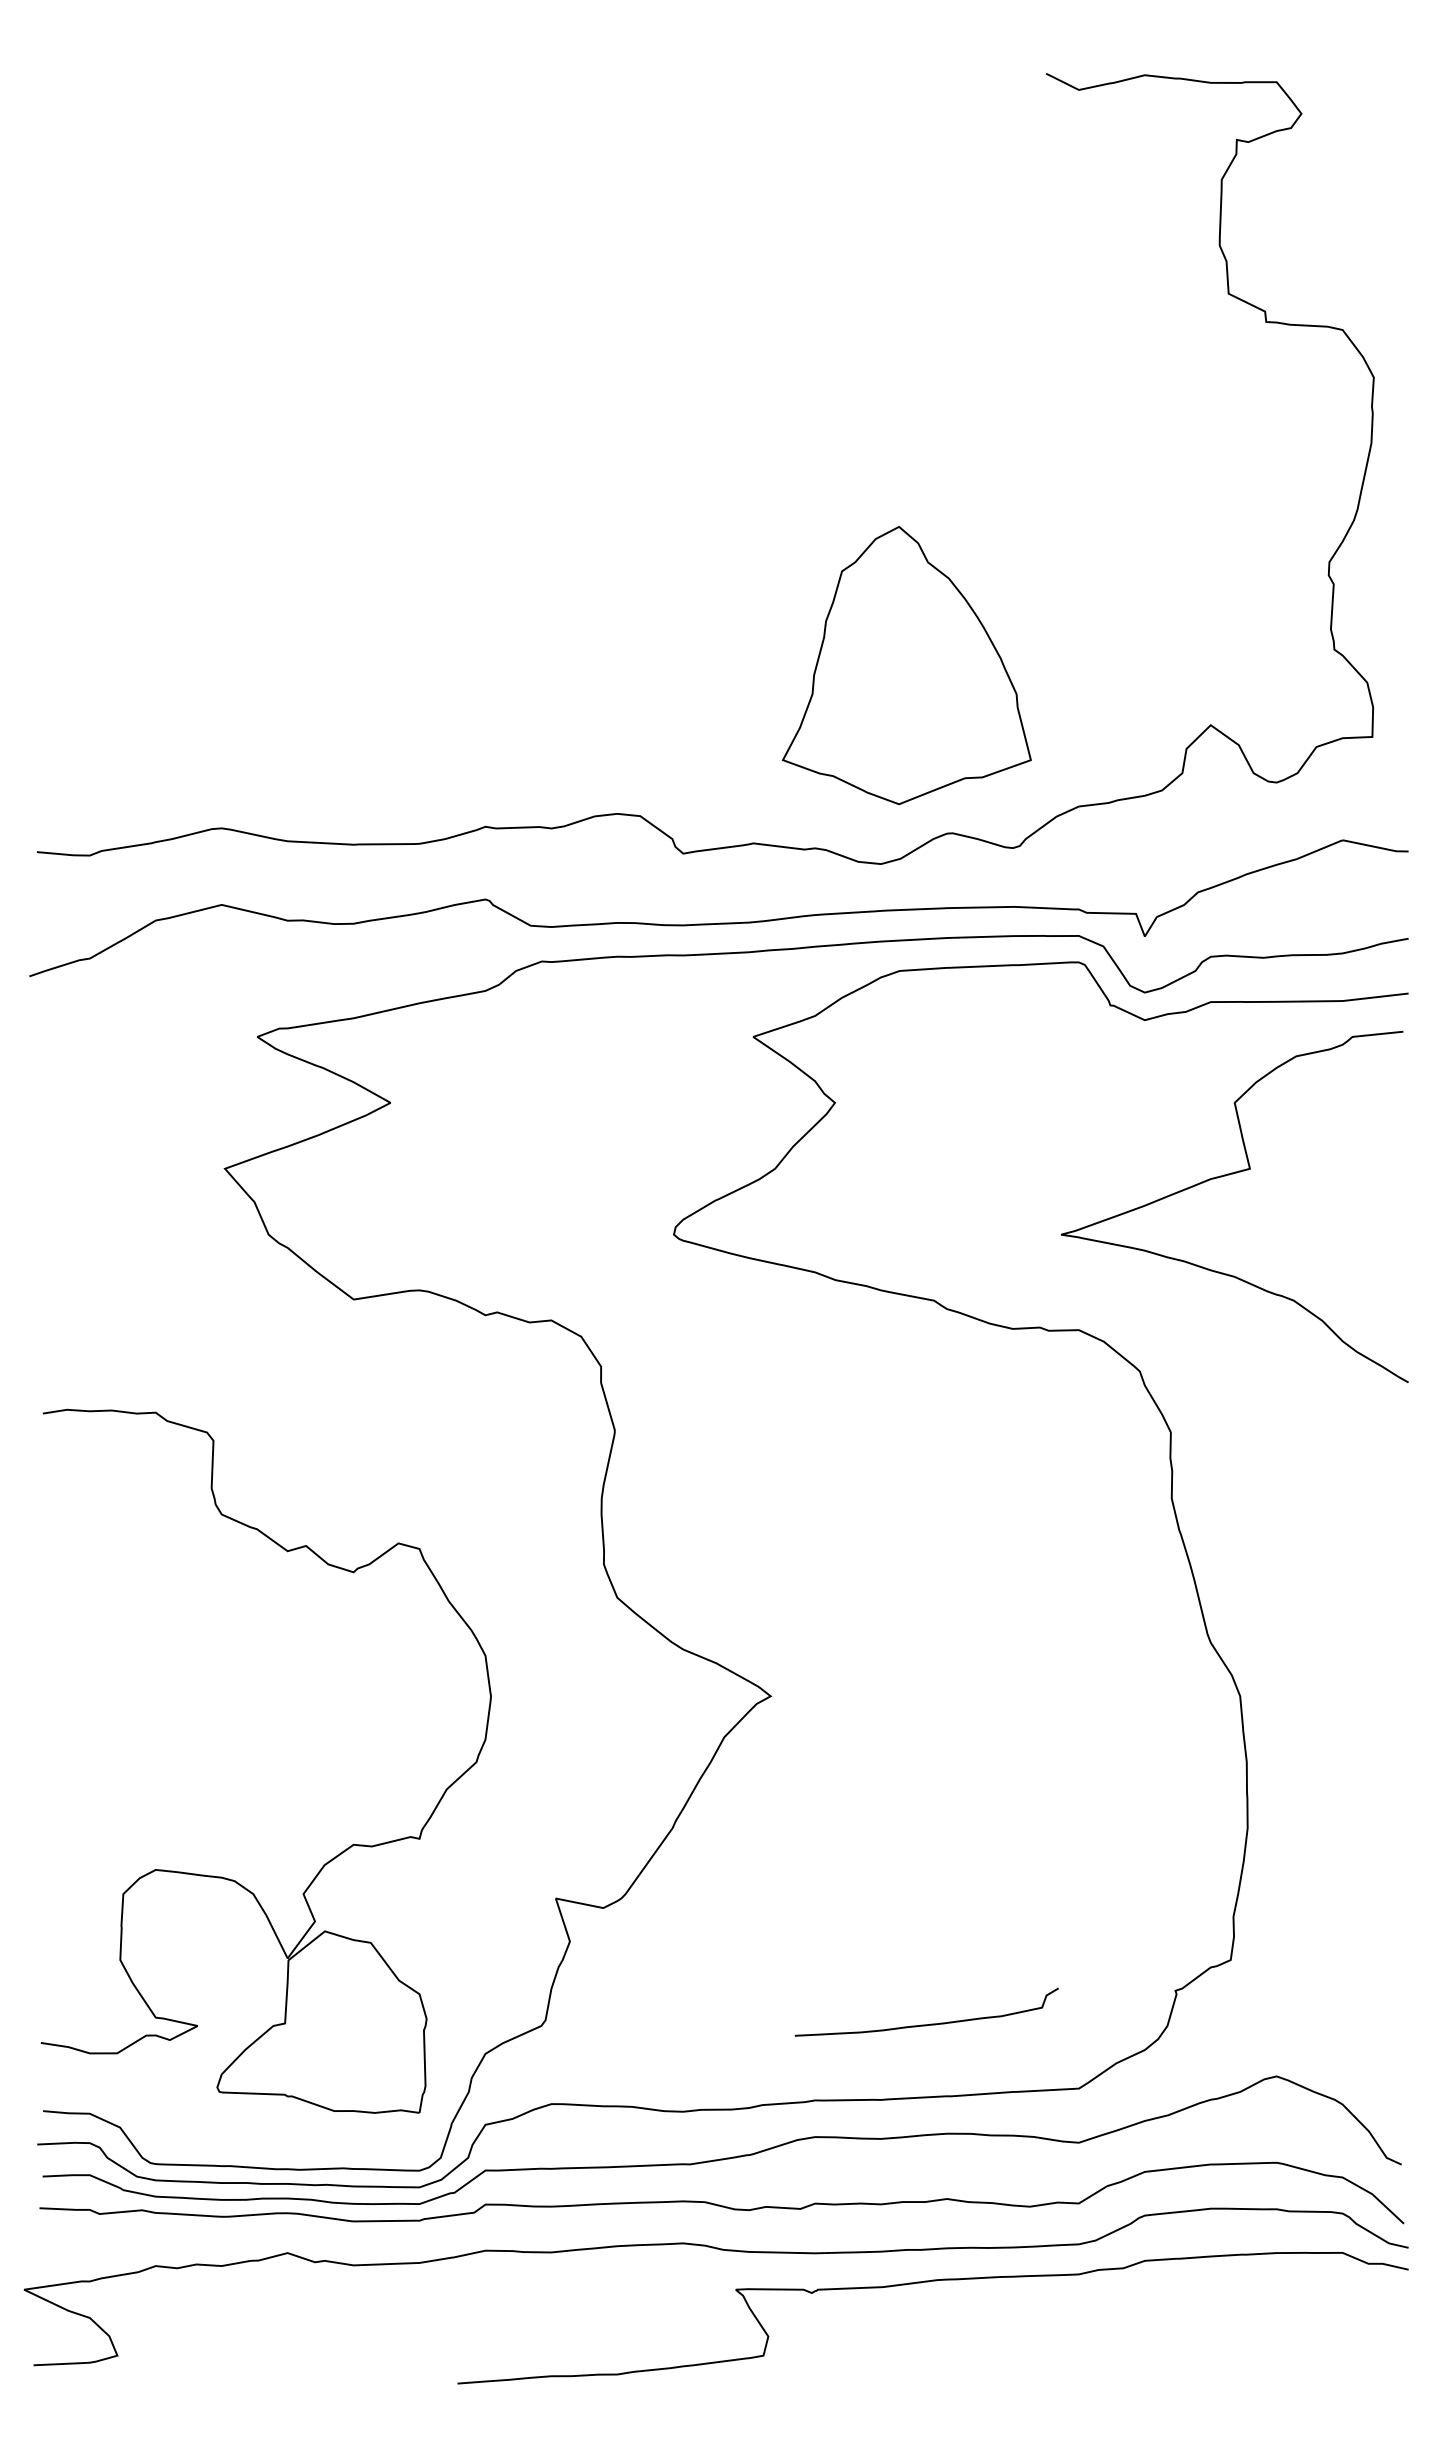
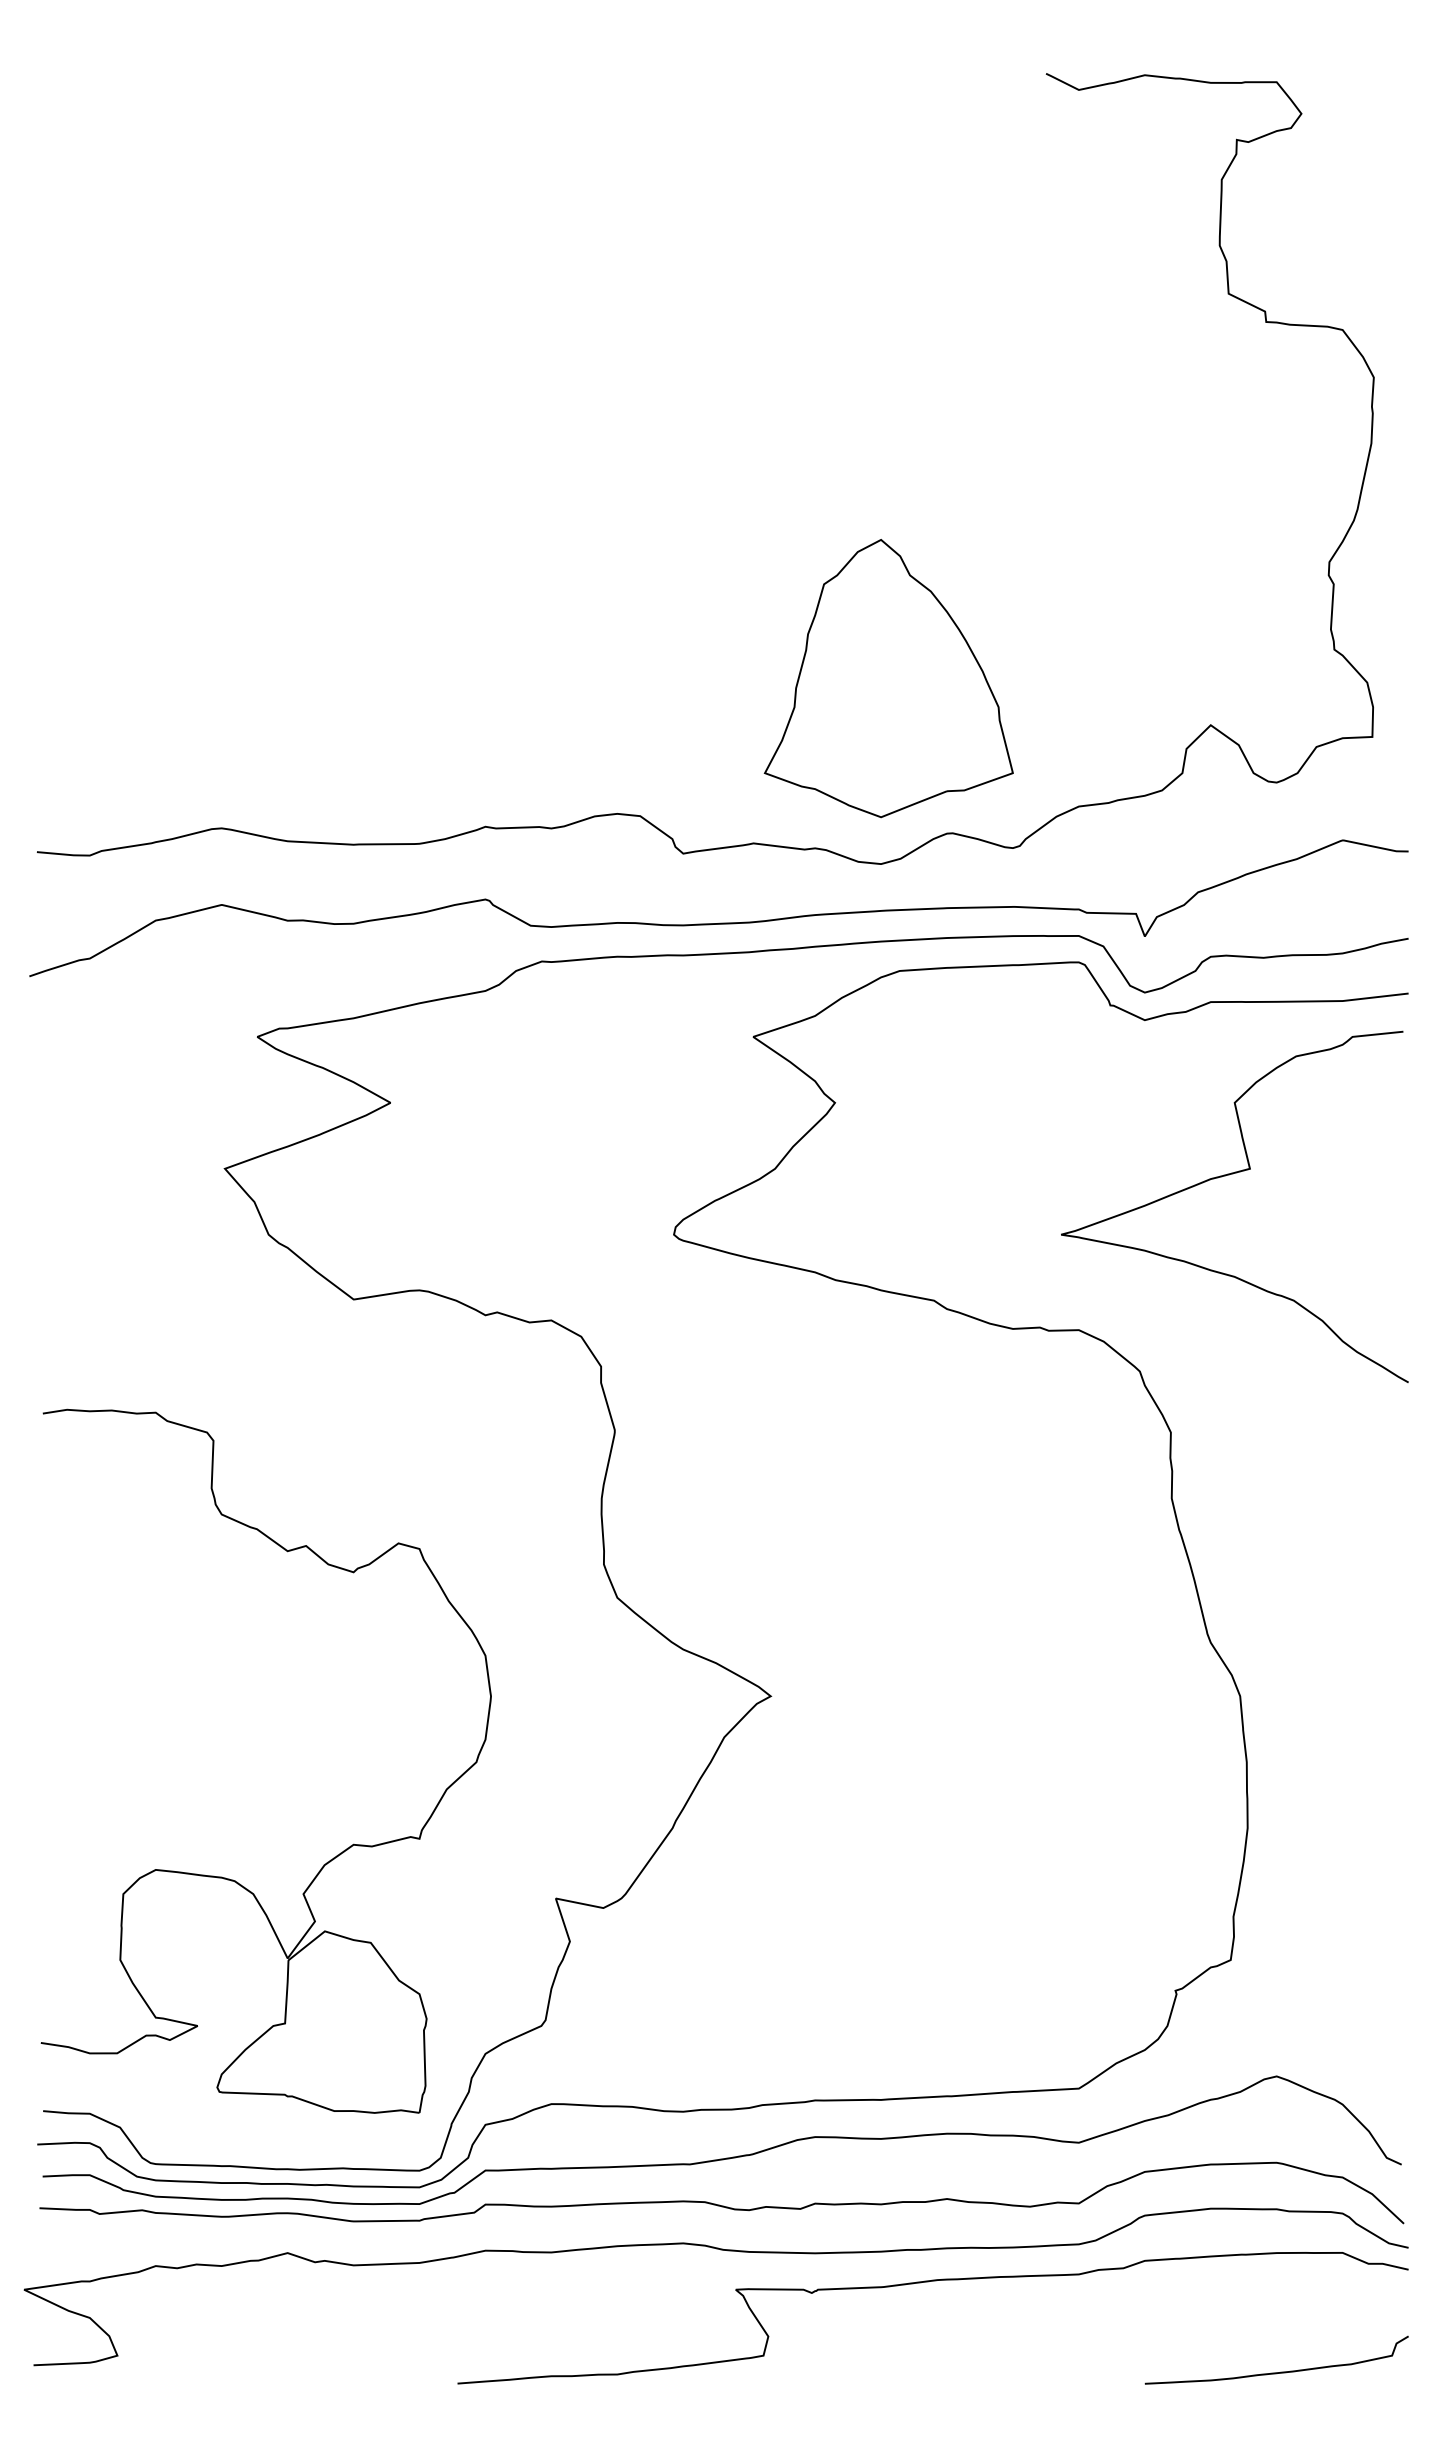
part position: (906, 665) -> (888, 678) (888, 678)
curve position: (930, 2023) -> (1280, 2371) (1280, 2371)
